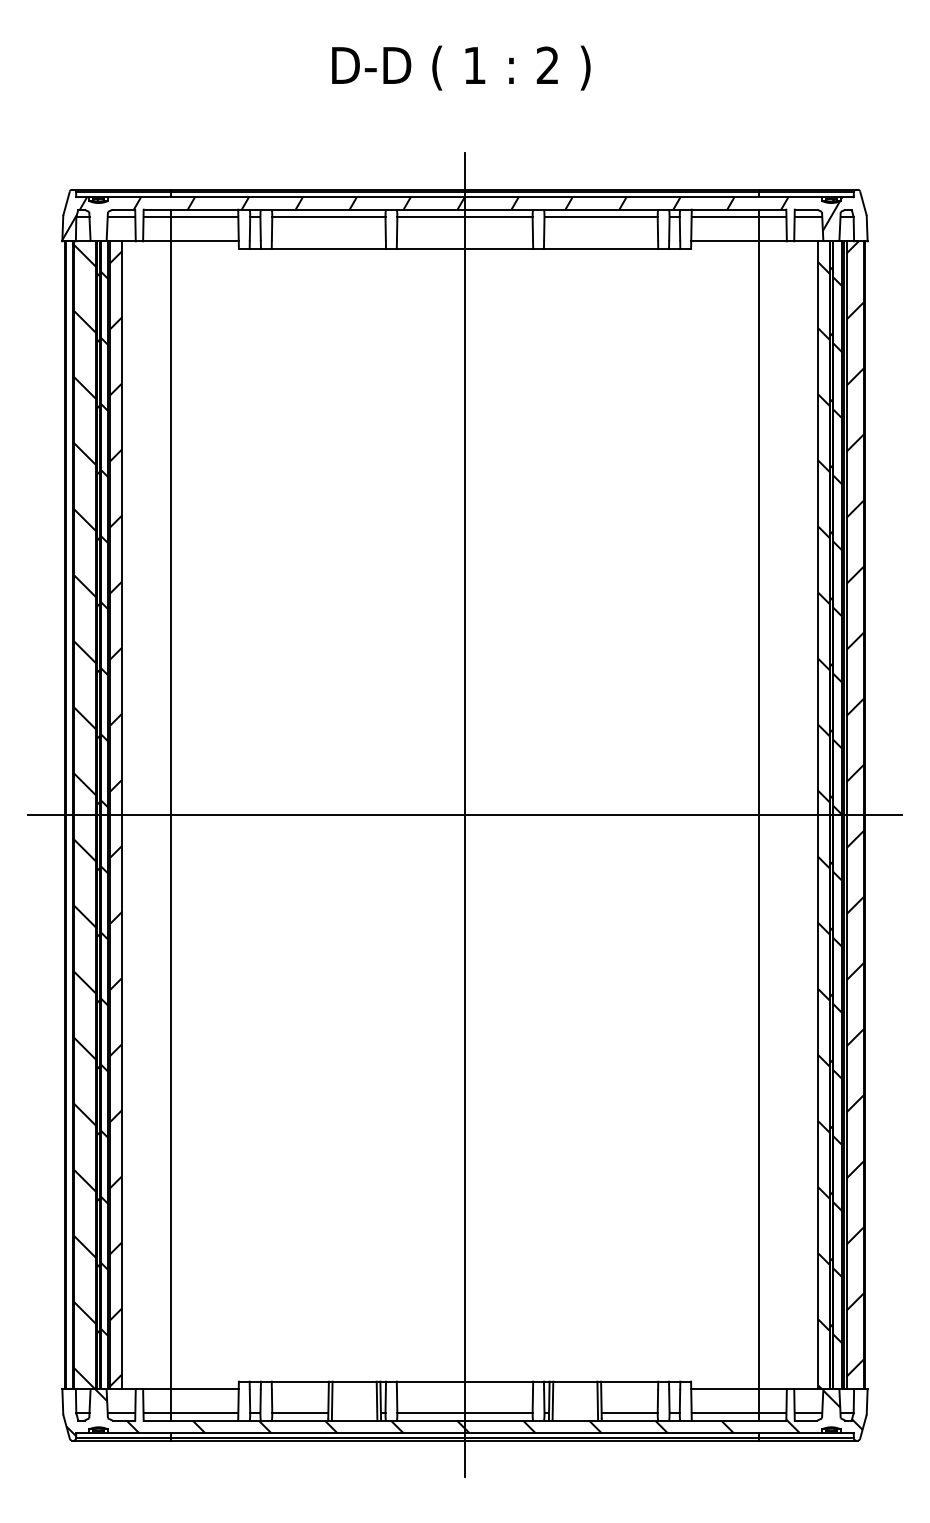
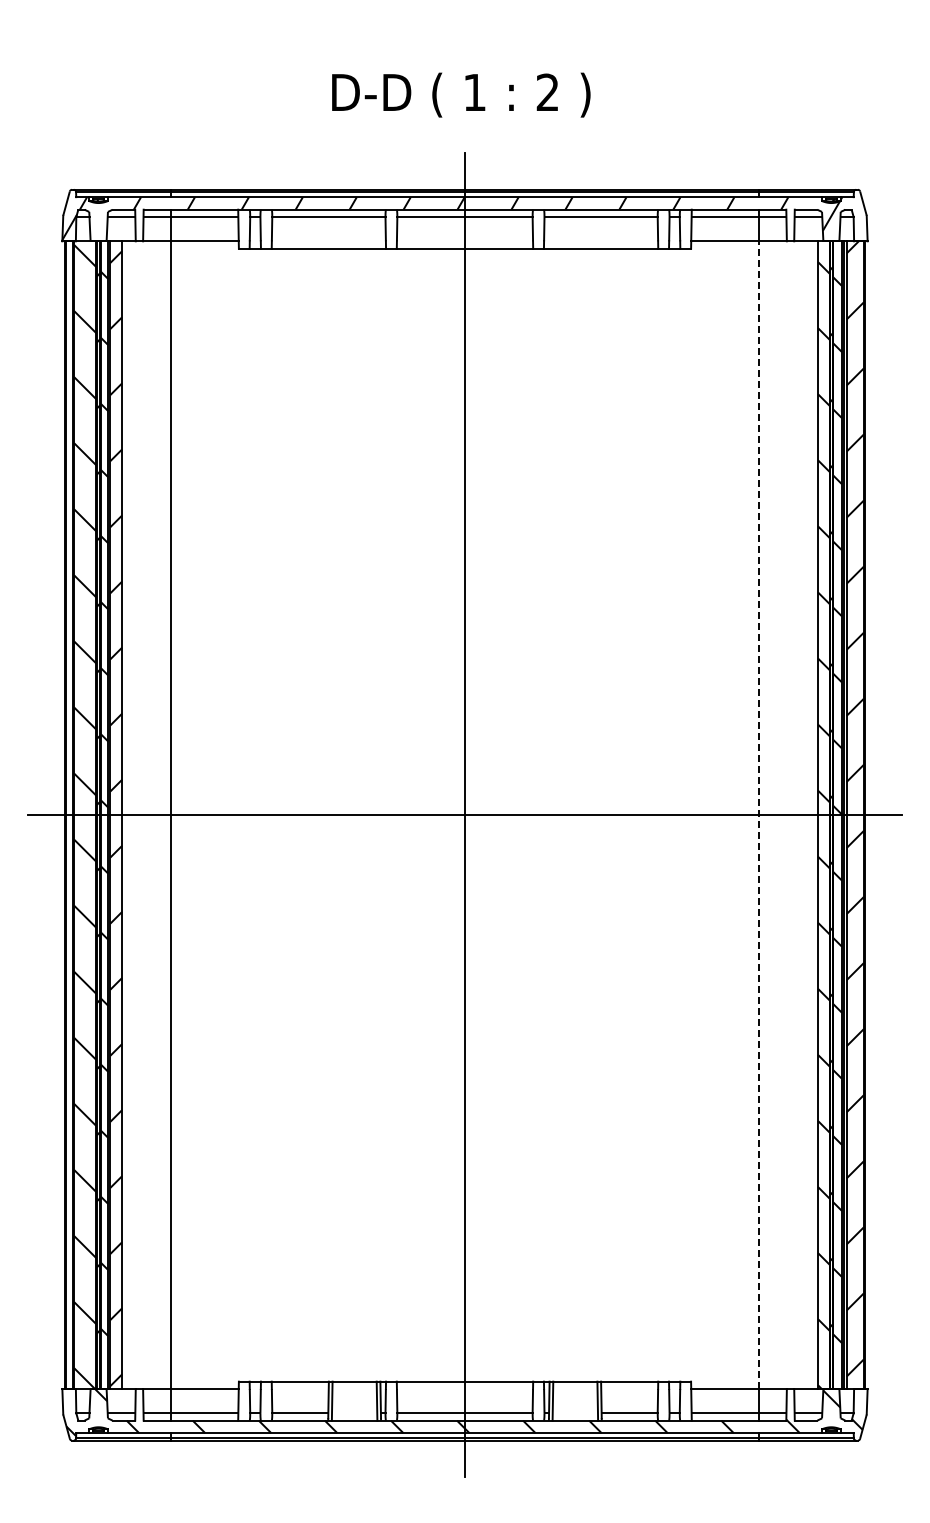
text position: (461, 67) -> (461, 94) (461, 94)
line: solid -> dashed (759, 815)
